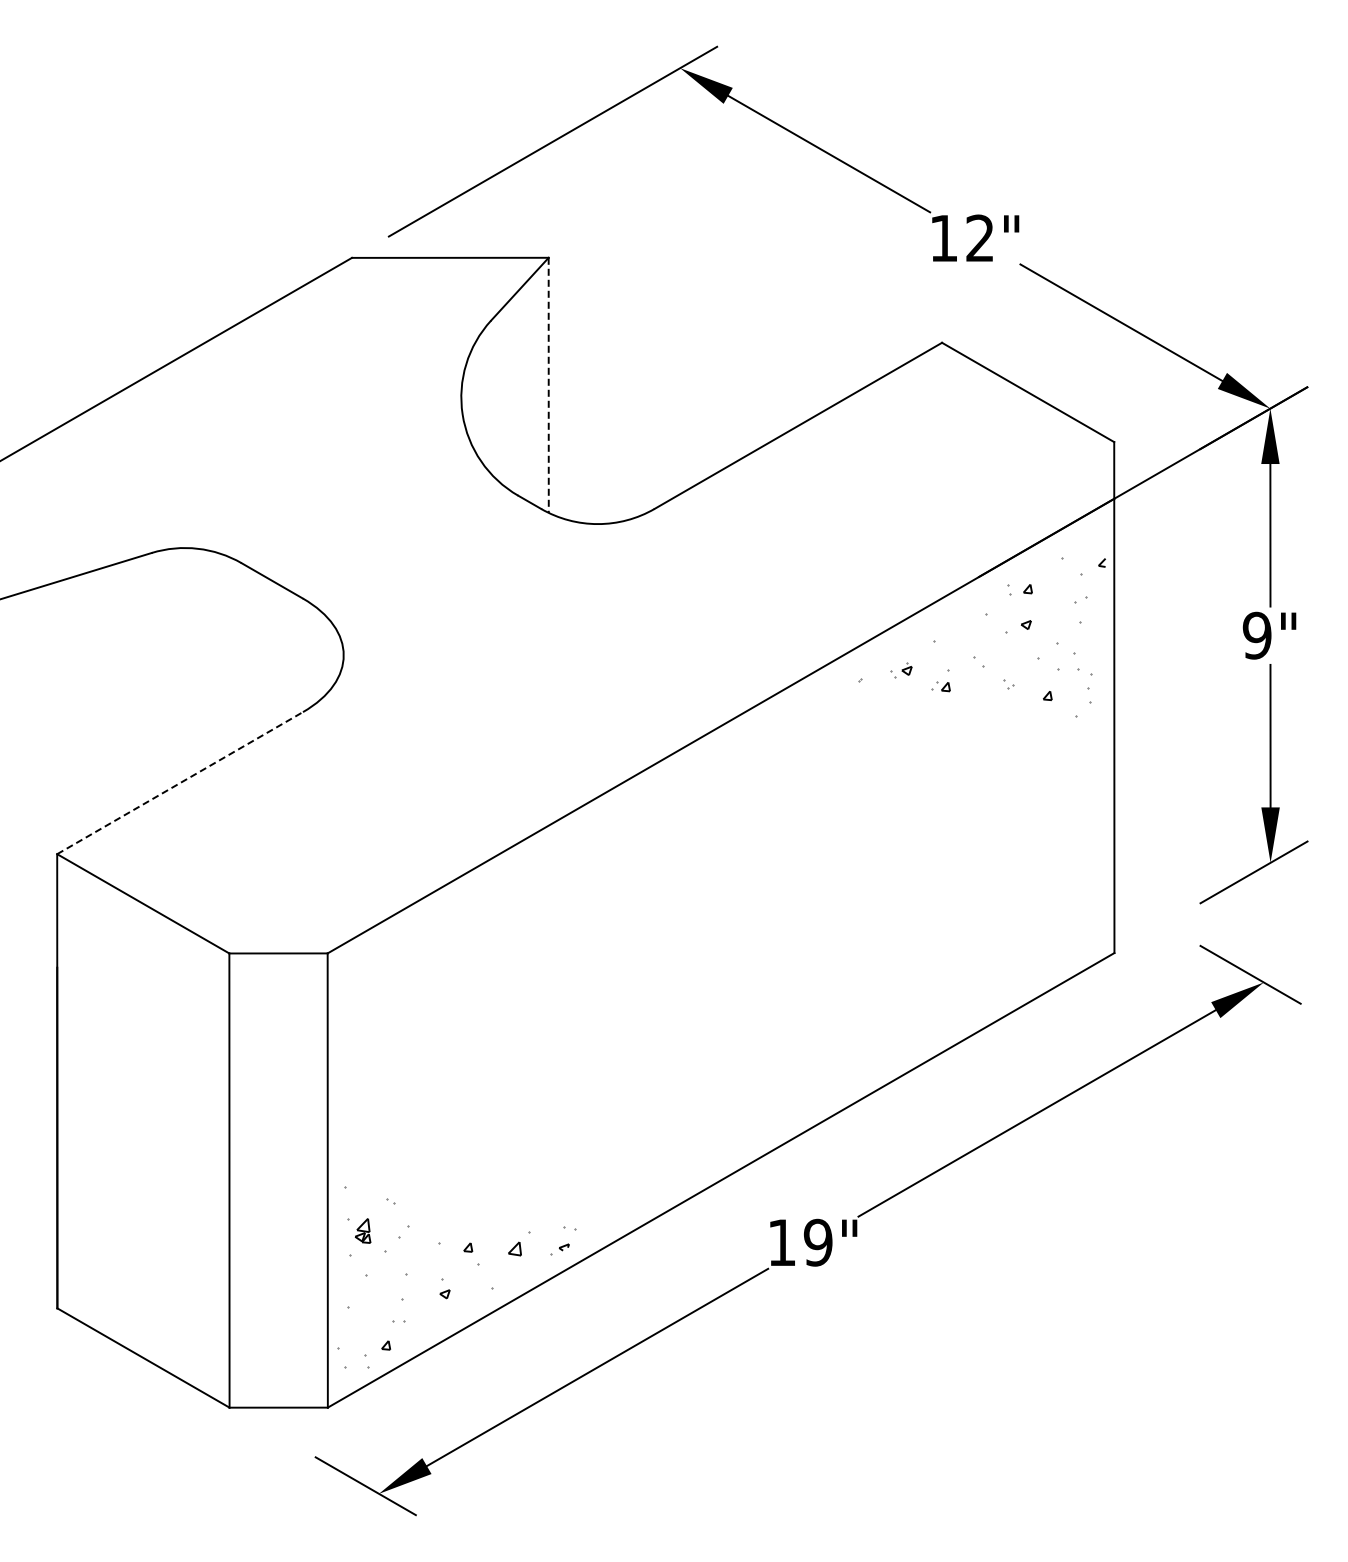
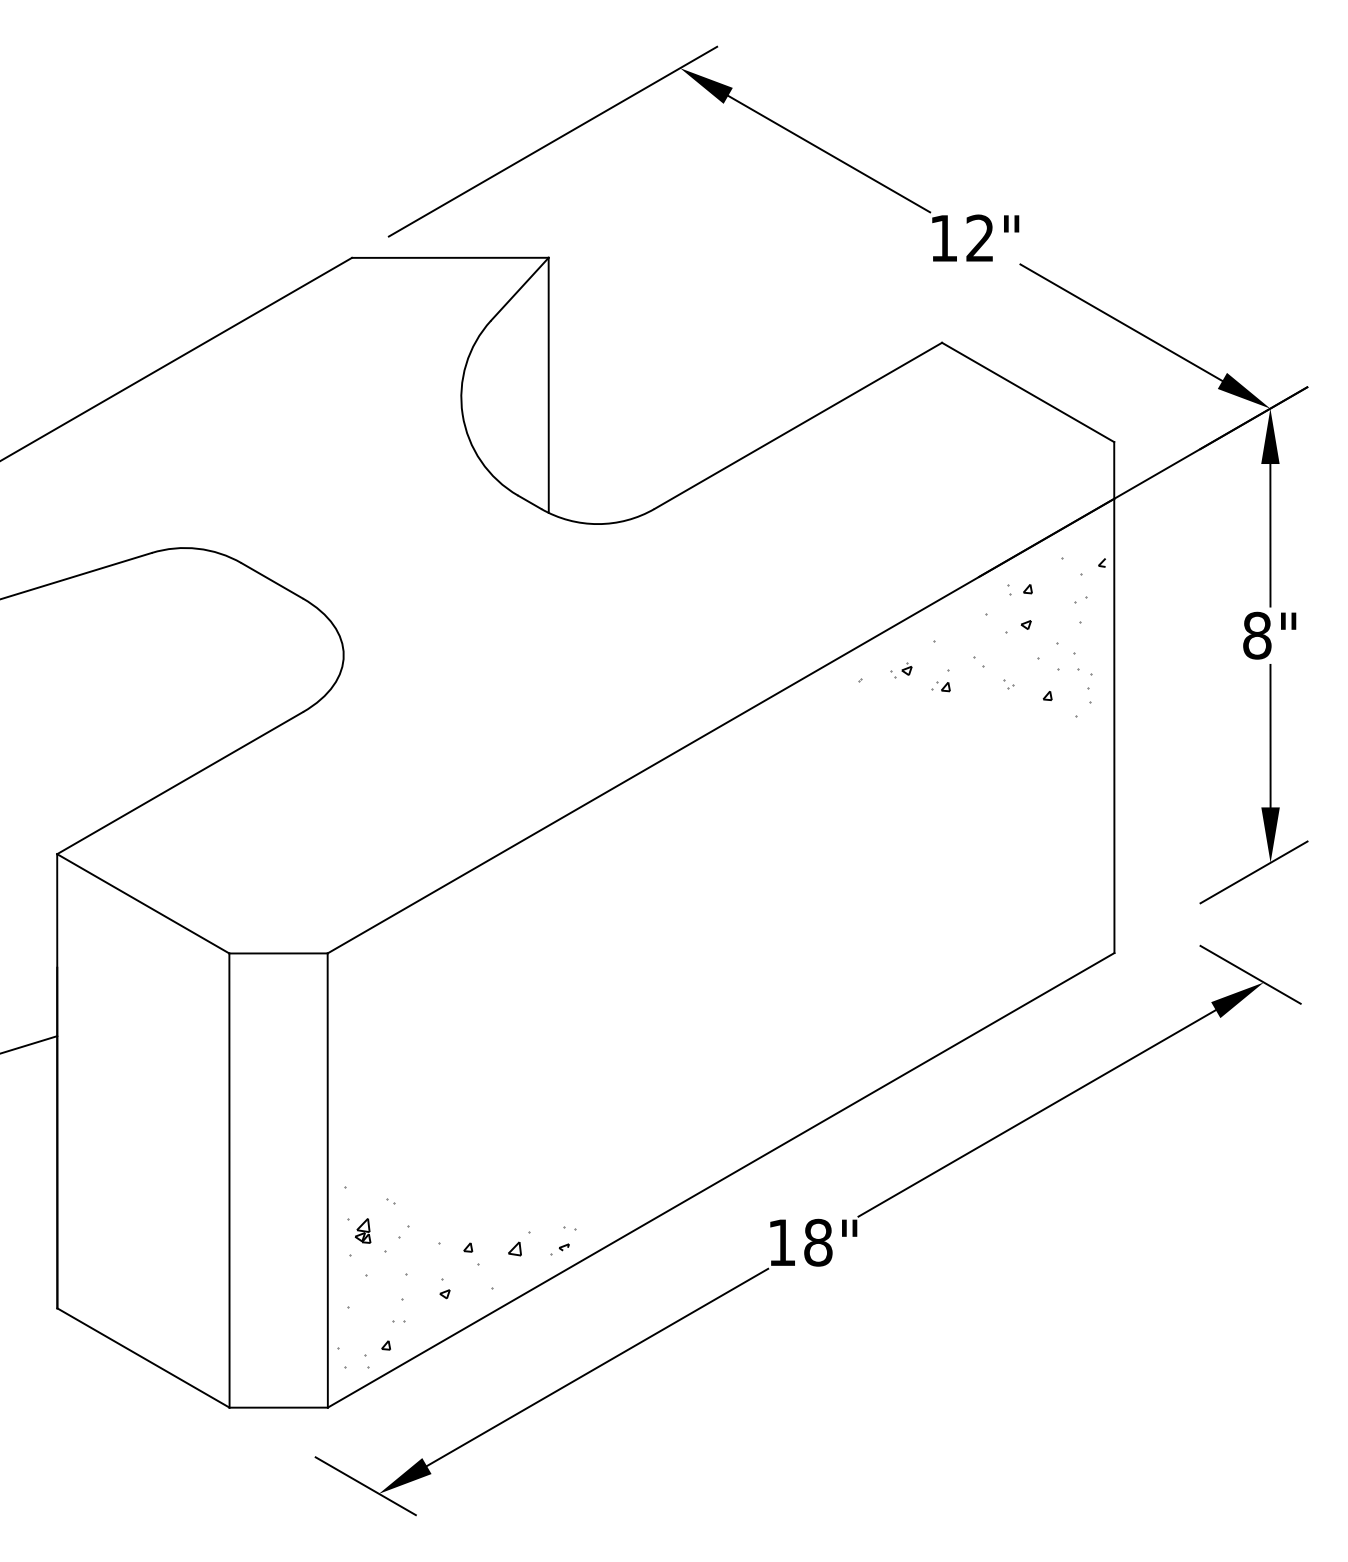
line: dashed -> solid (548, 385)
text: 9" -> 8" (1256, 635)
line: dashed -> solid (180, 783)
line: none -> present (29, 1044)
text: 19" -> 18" (817, 1242)
